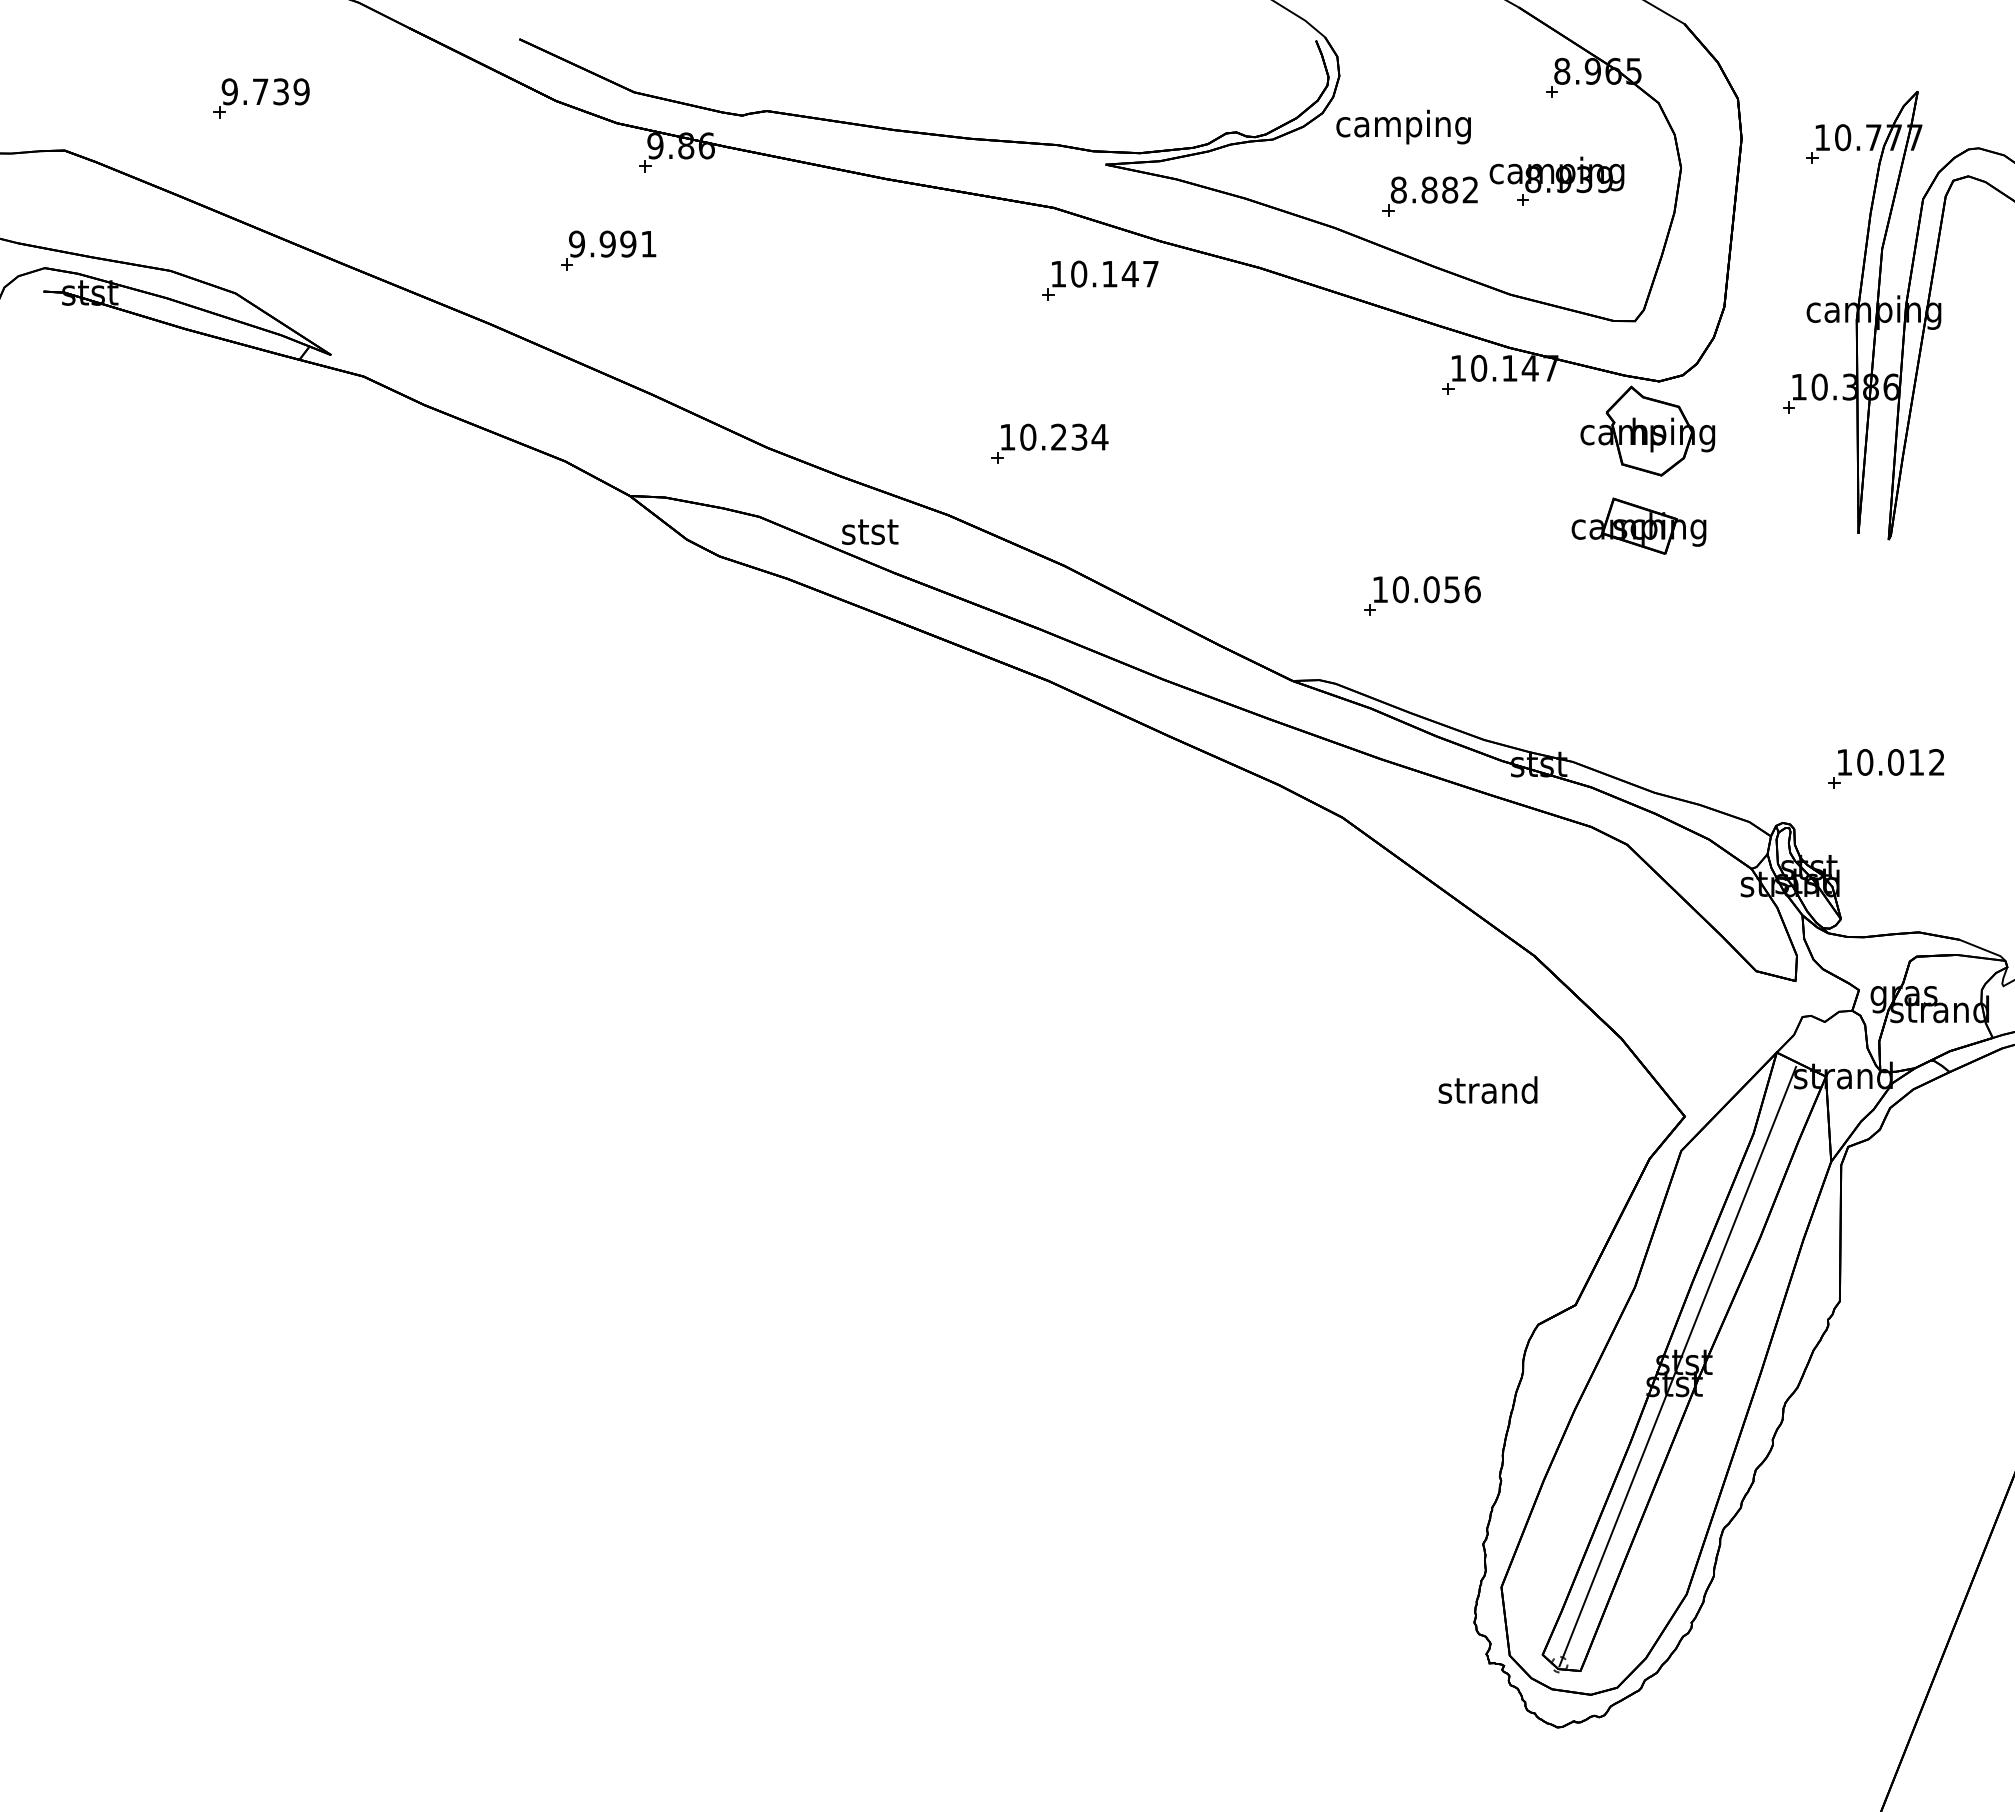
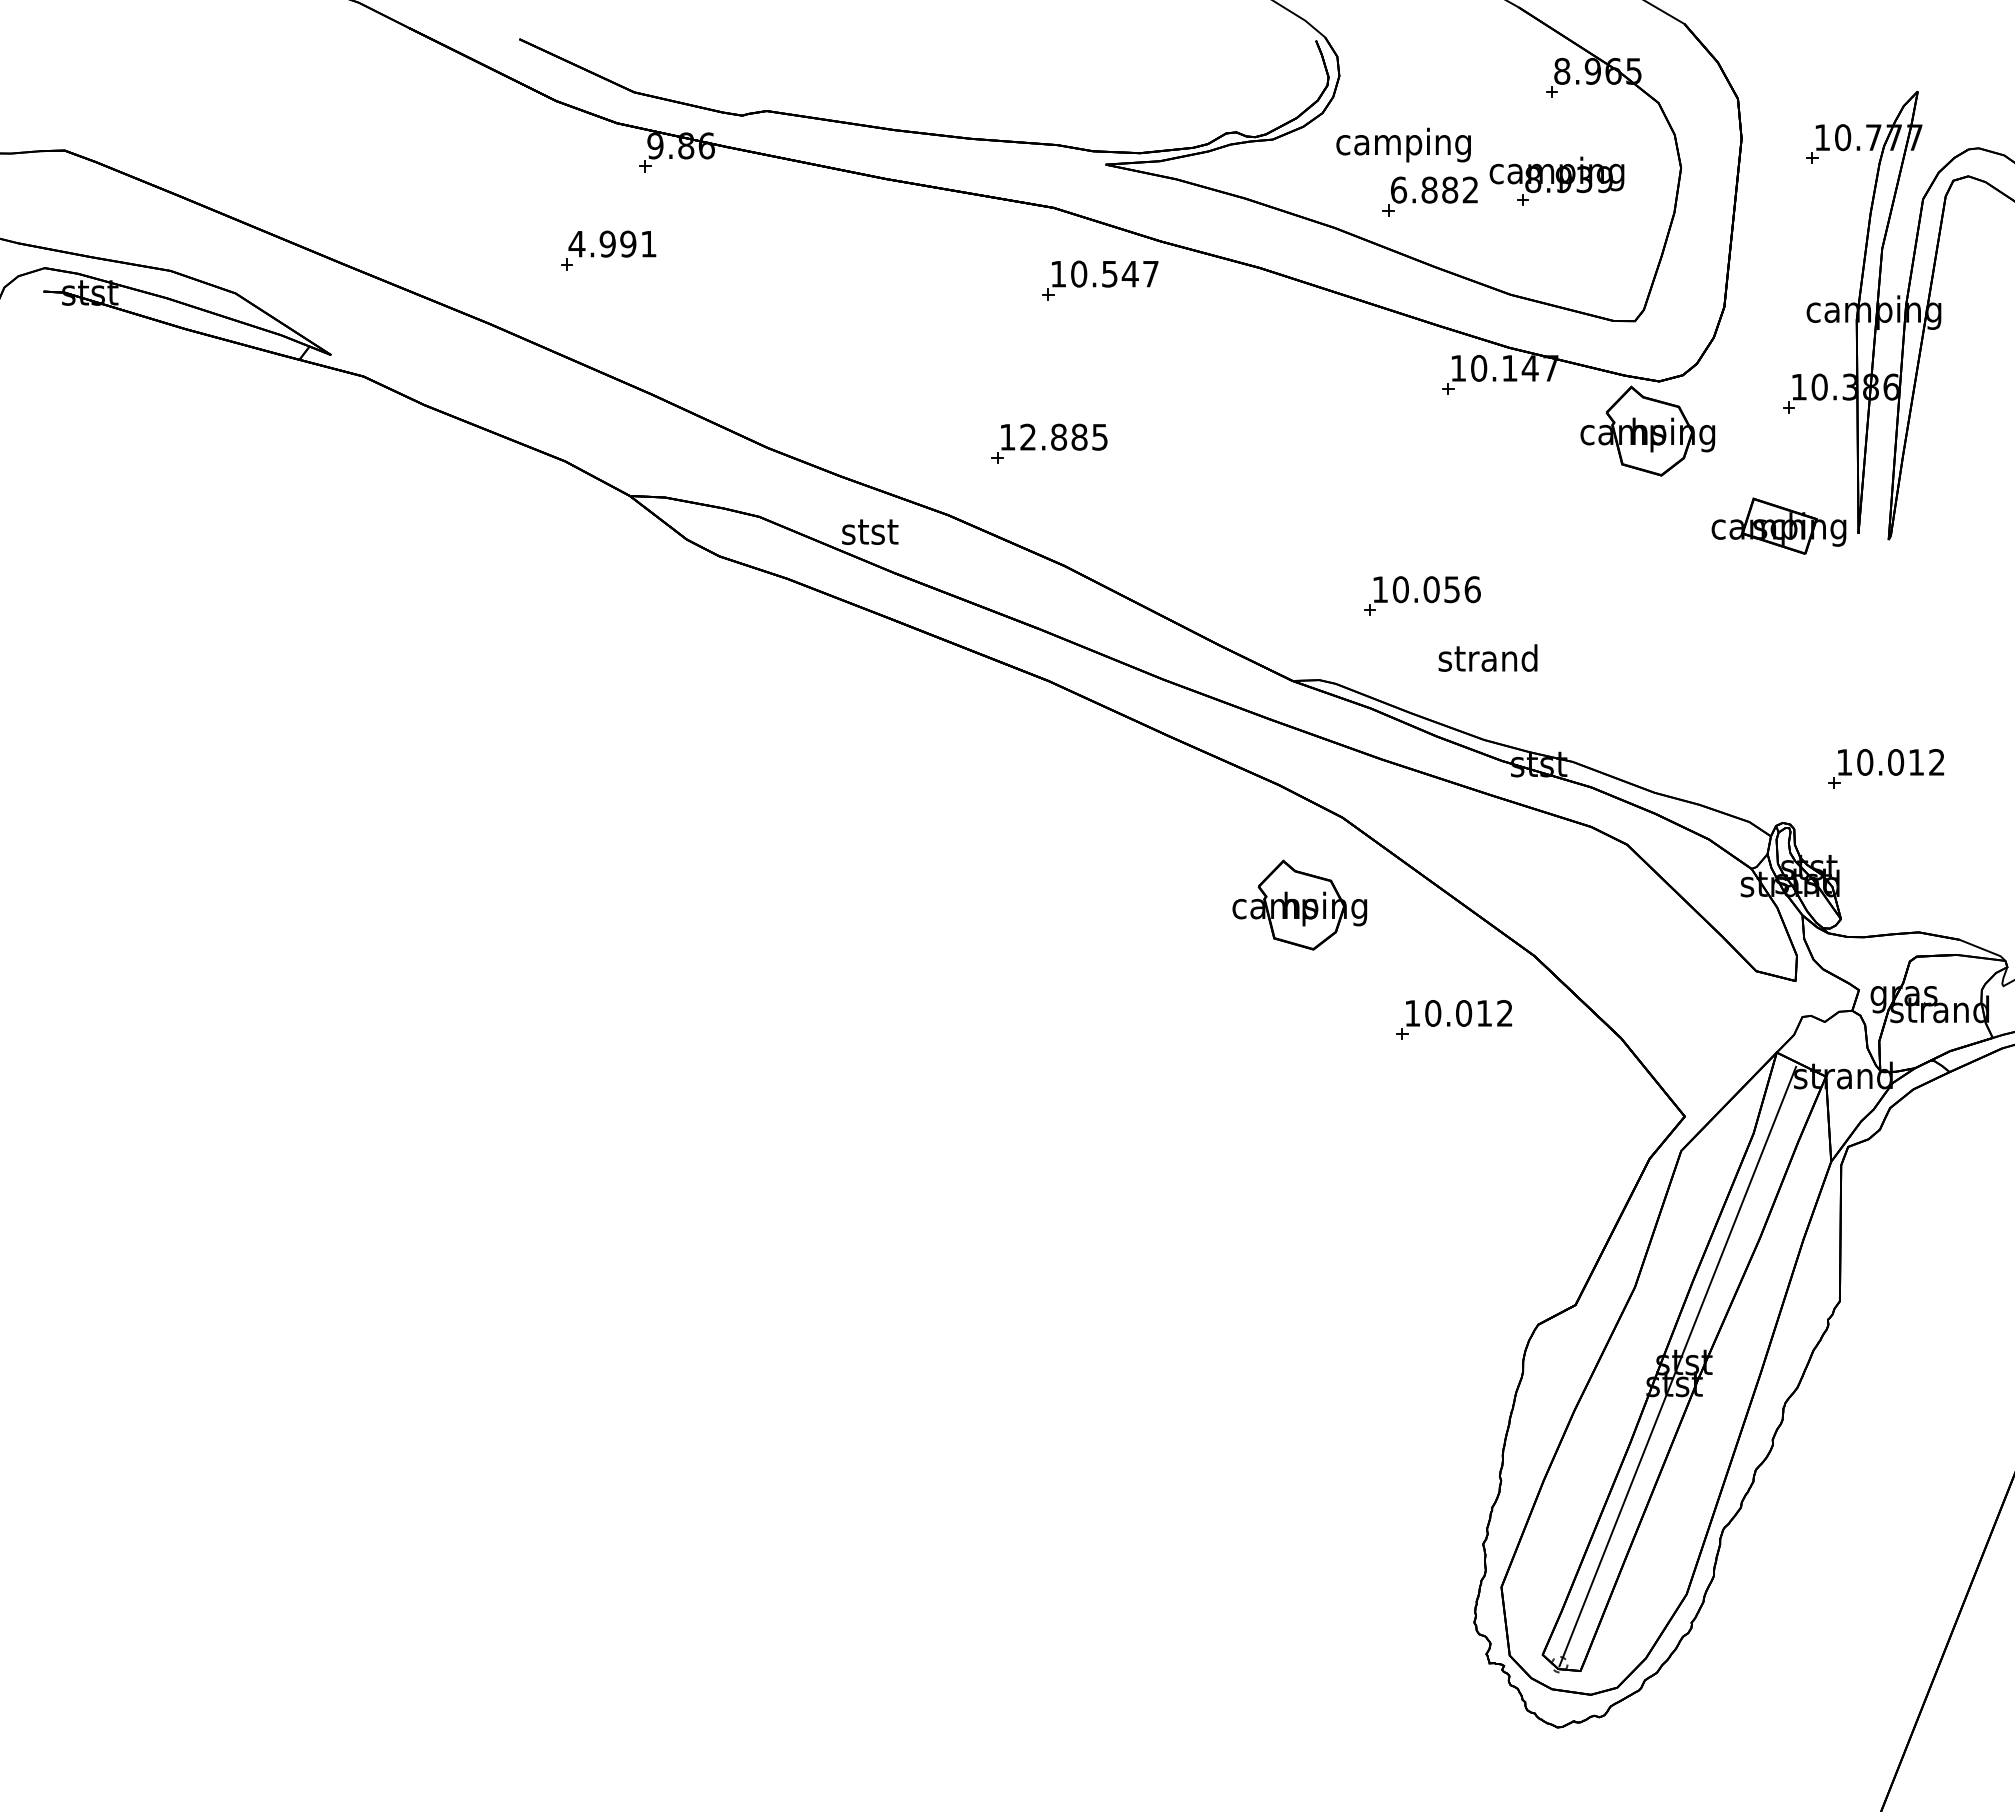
part: present -> none (261, 98)
text position: (1403, 126) -> (1403, 144) (1403, 144)
text: 8.882 -> 6.882 (1398, 189)
text: 9.991 -> 4.991 (576, 243)
text: 10.147 -> 10.547 (1109, 274)
text: 10.234 -> 12.885 (1064, 436)
part position: (1638, 525) -> (1778, 525) (1778, 525)
part: none -> present (1299, 904)
part: none -> present (1454, 1019)
text position: (1487, 1089) -> (1487, 657) (1487, 657)
